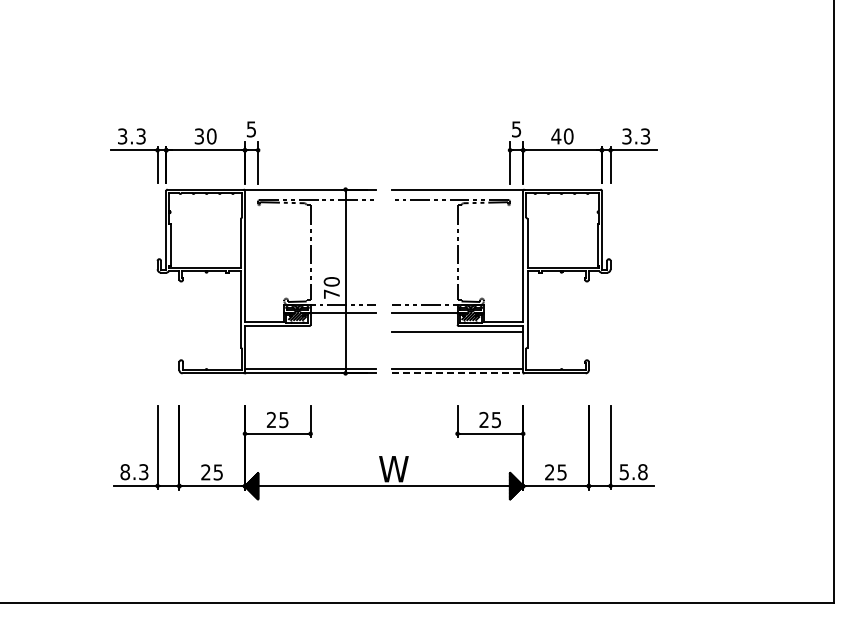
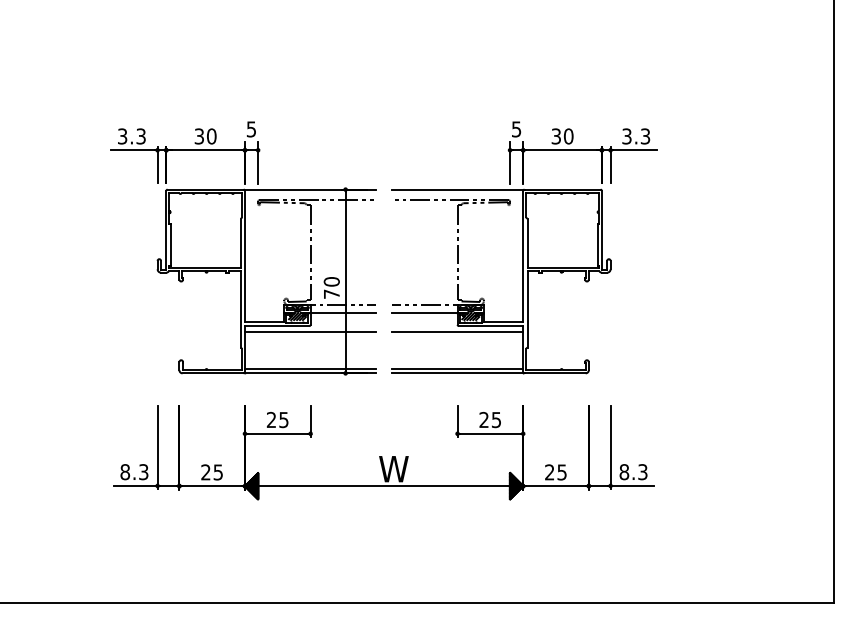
text: 40 -> 30 (556, 136)
line: none -> present (310, 332)
line: dashed -> solid (458, 373)
text: 5.8 -> 8.3 (633, 472)
